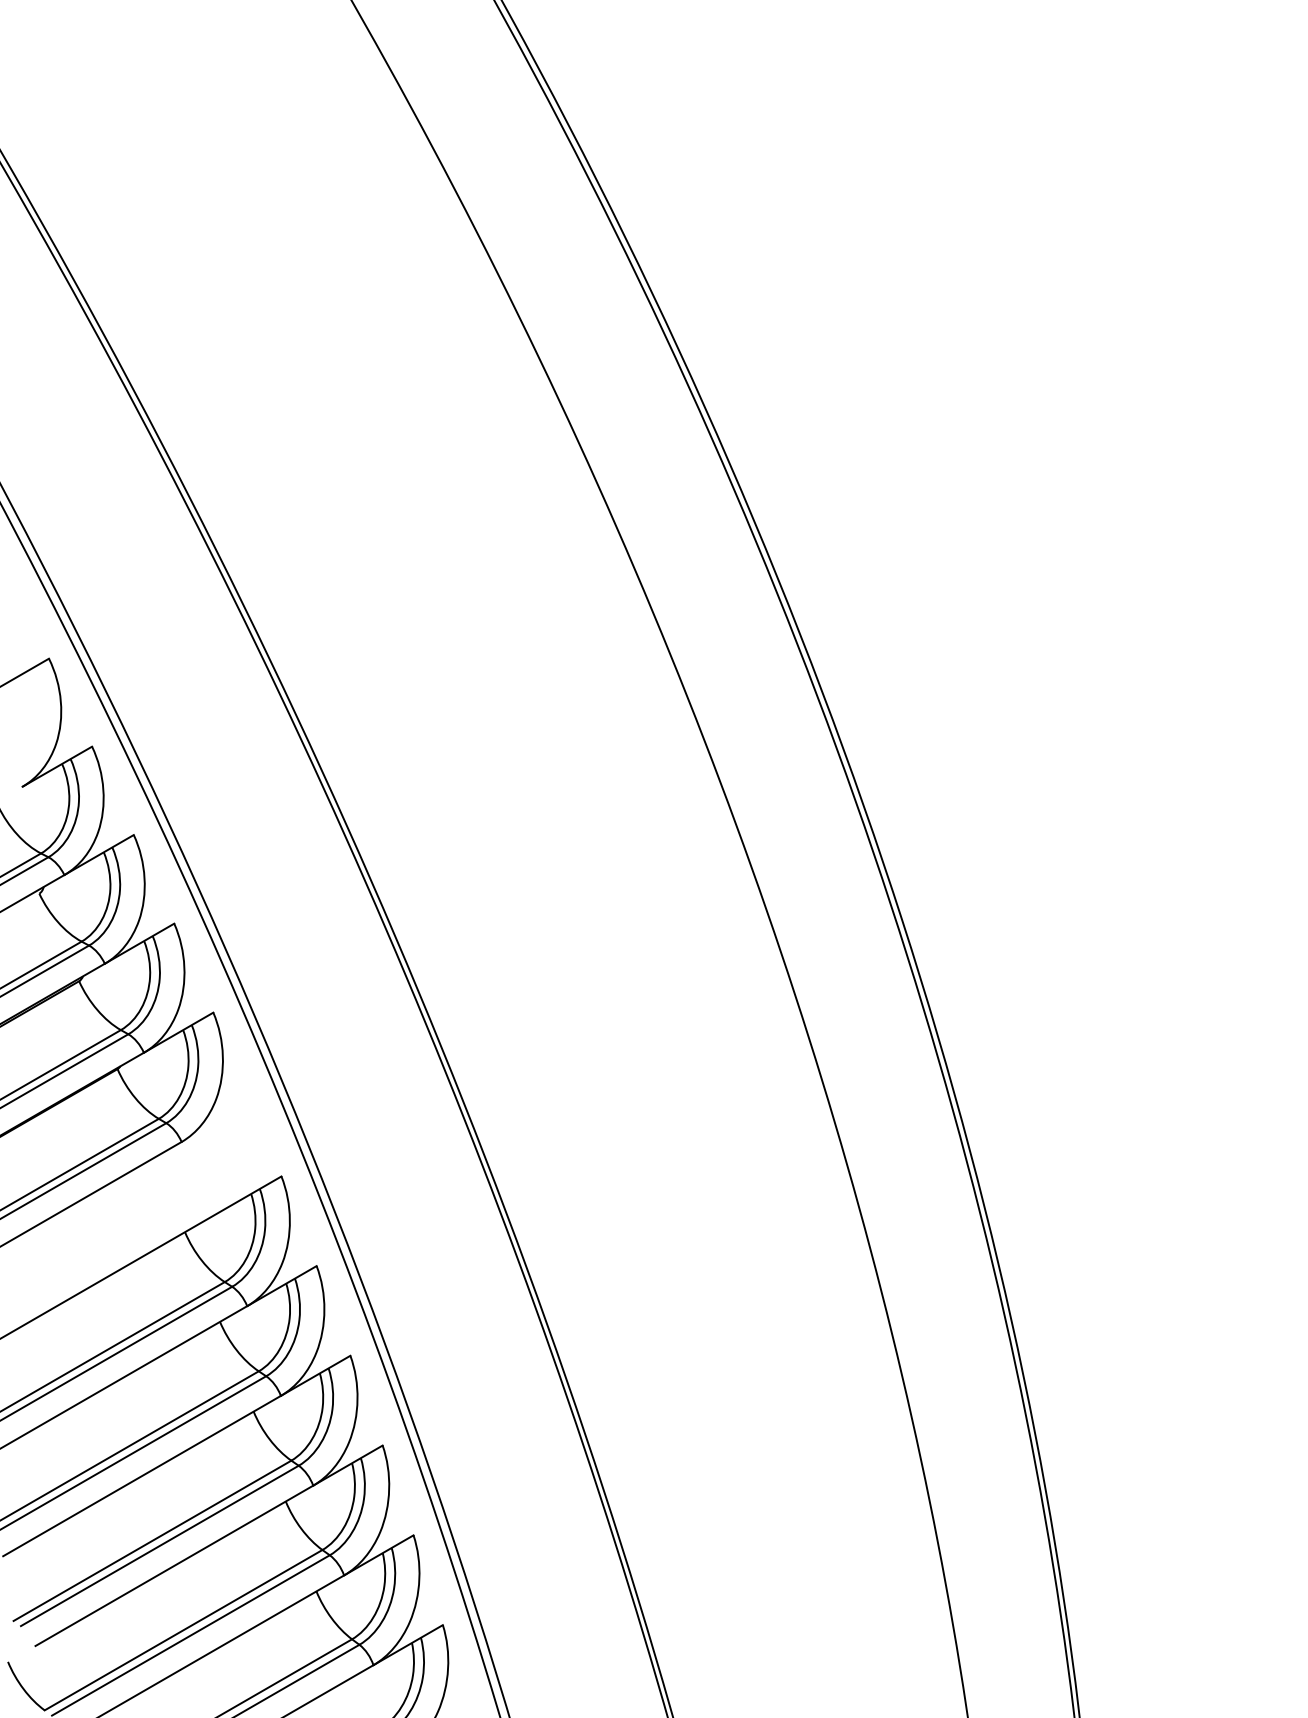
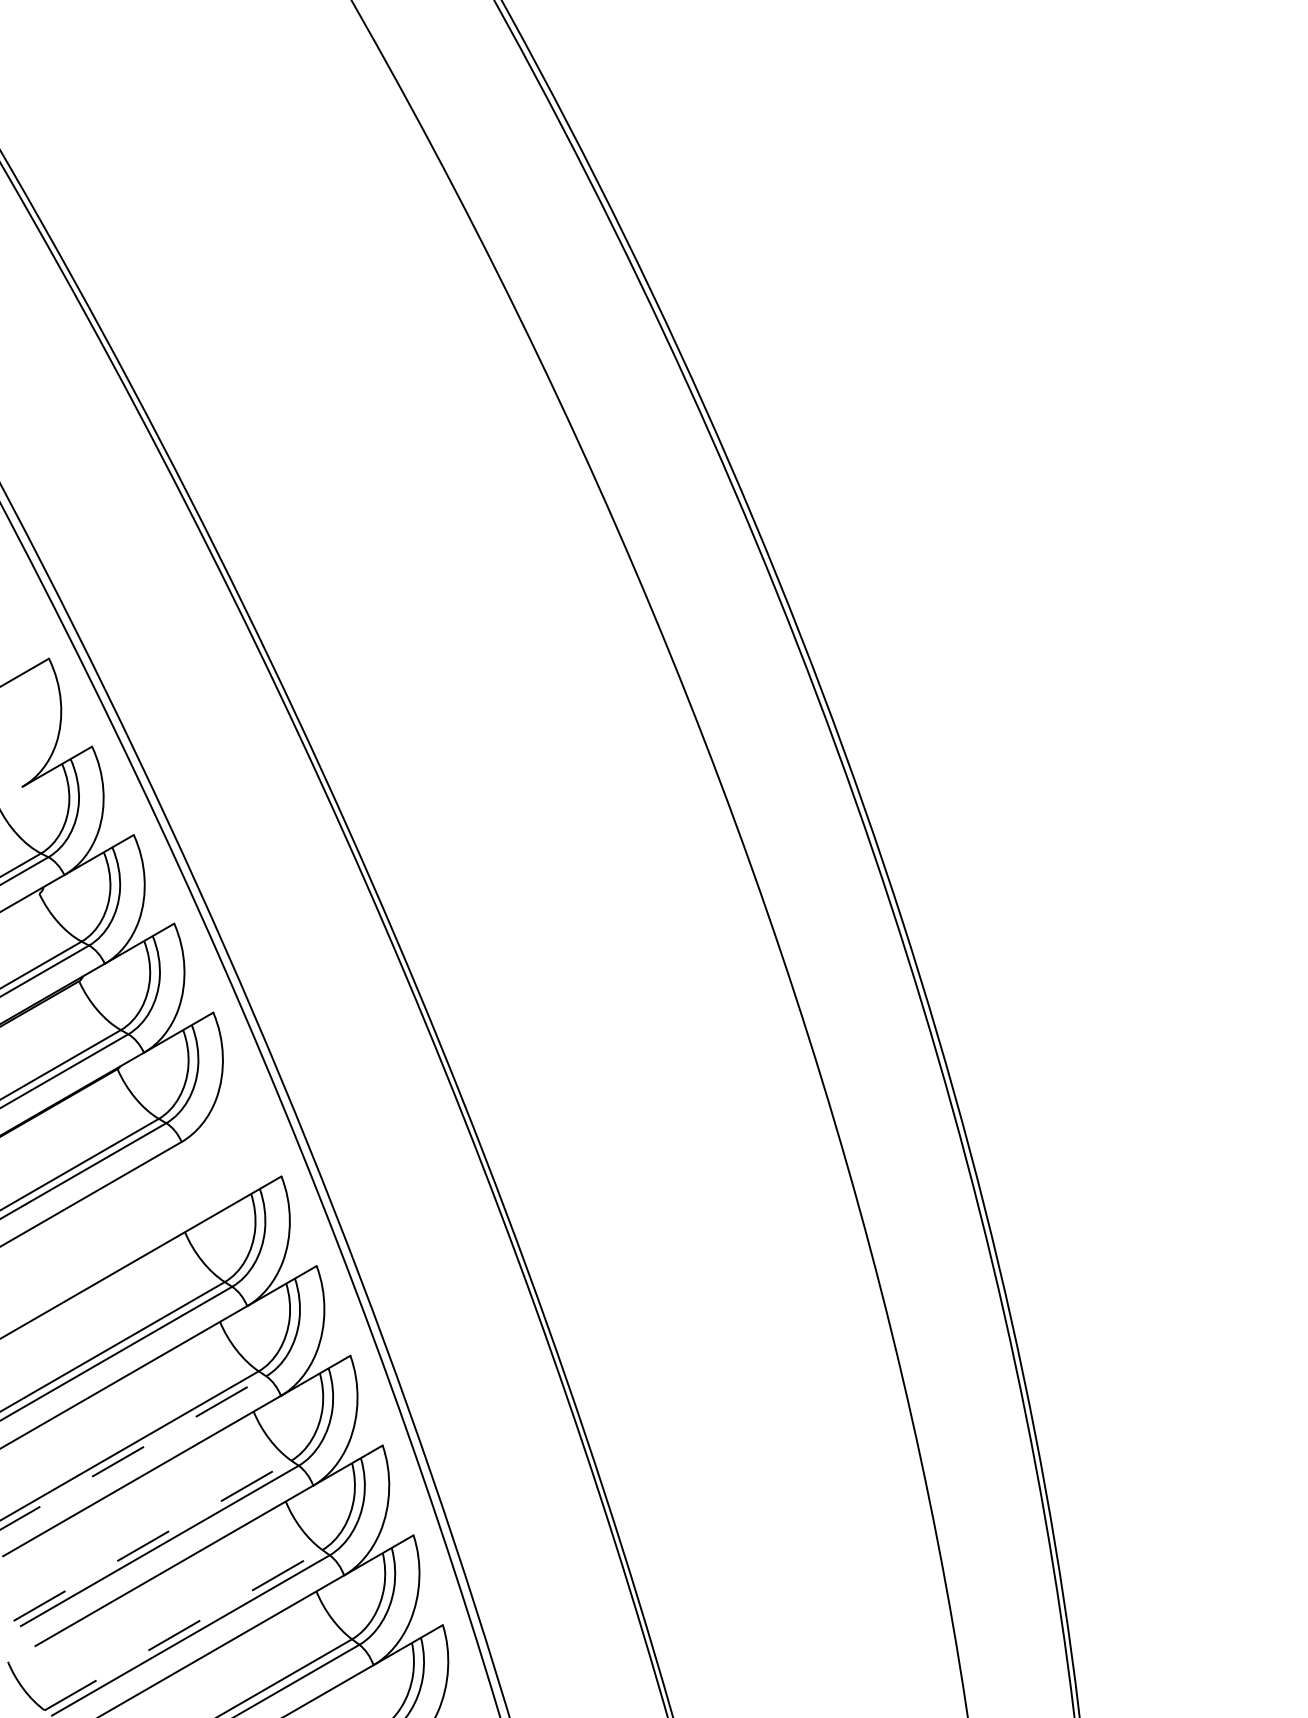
line: solid -> dashed (133, 1452)
line: solid -> dashed (152, 1540)
line: solid -> dashed (184, 1629)
